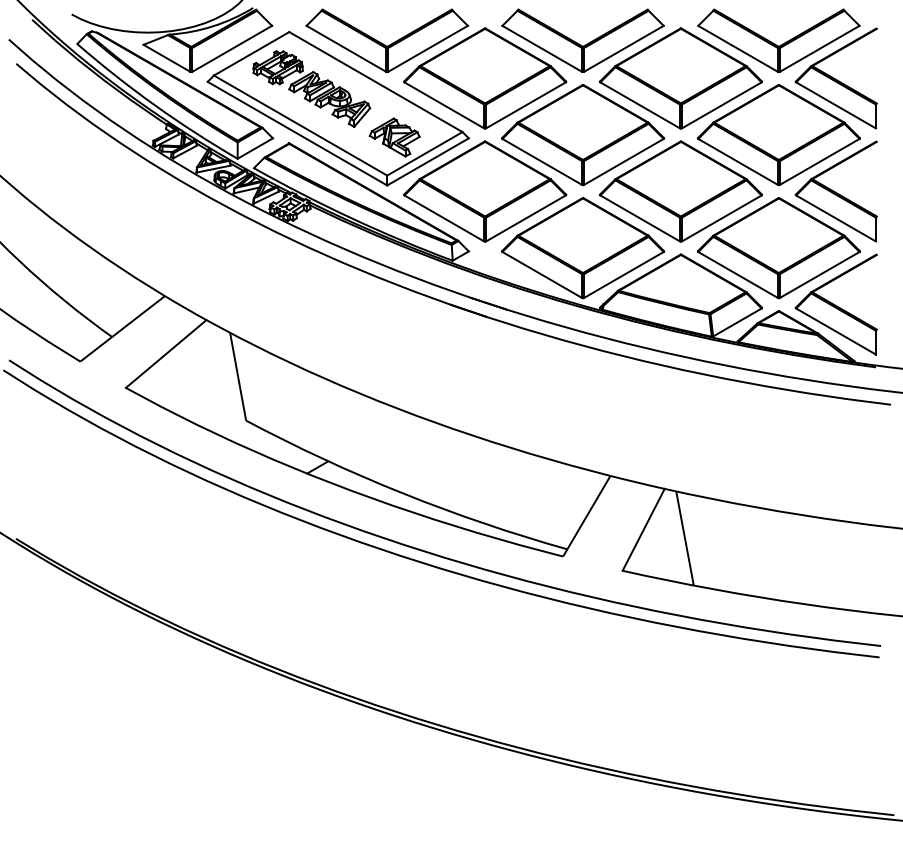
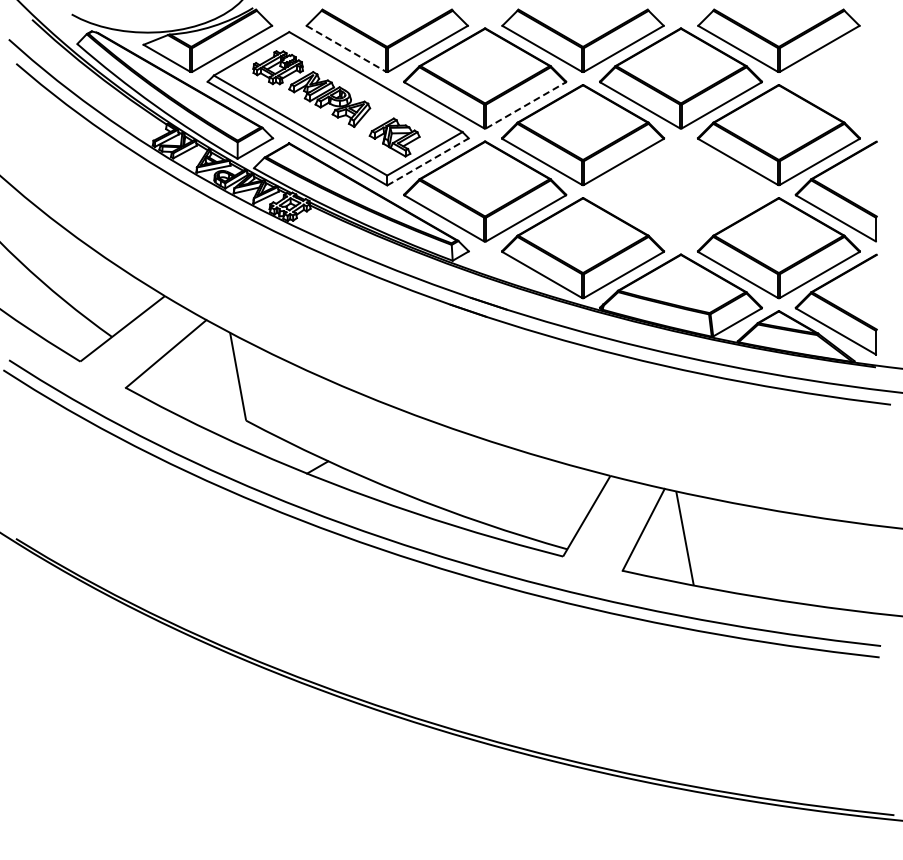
line: solid -> dashed (346, 49)
part: present -> none (835, 78)
line: solid -> dashed (526, 105)
line: solid -> dashed (428, 161)
part: present -> none (680, 191)
